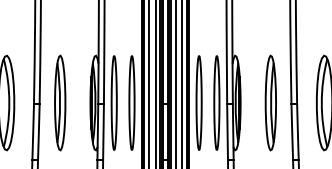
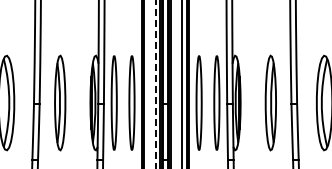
line: present -> none (148, 83)
line: present -> none (175, 83)
line: solid -> dashed (155, 84)
